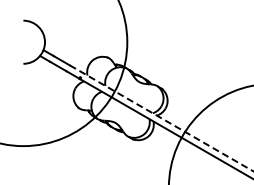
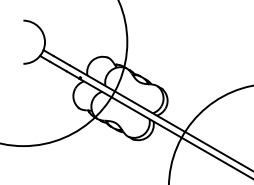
line: dashed -> solid (161, 118)
